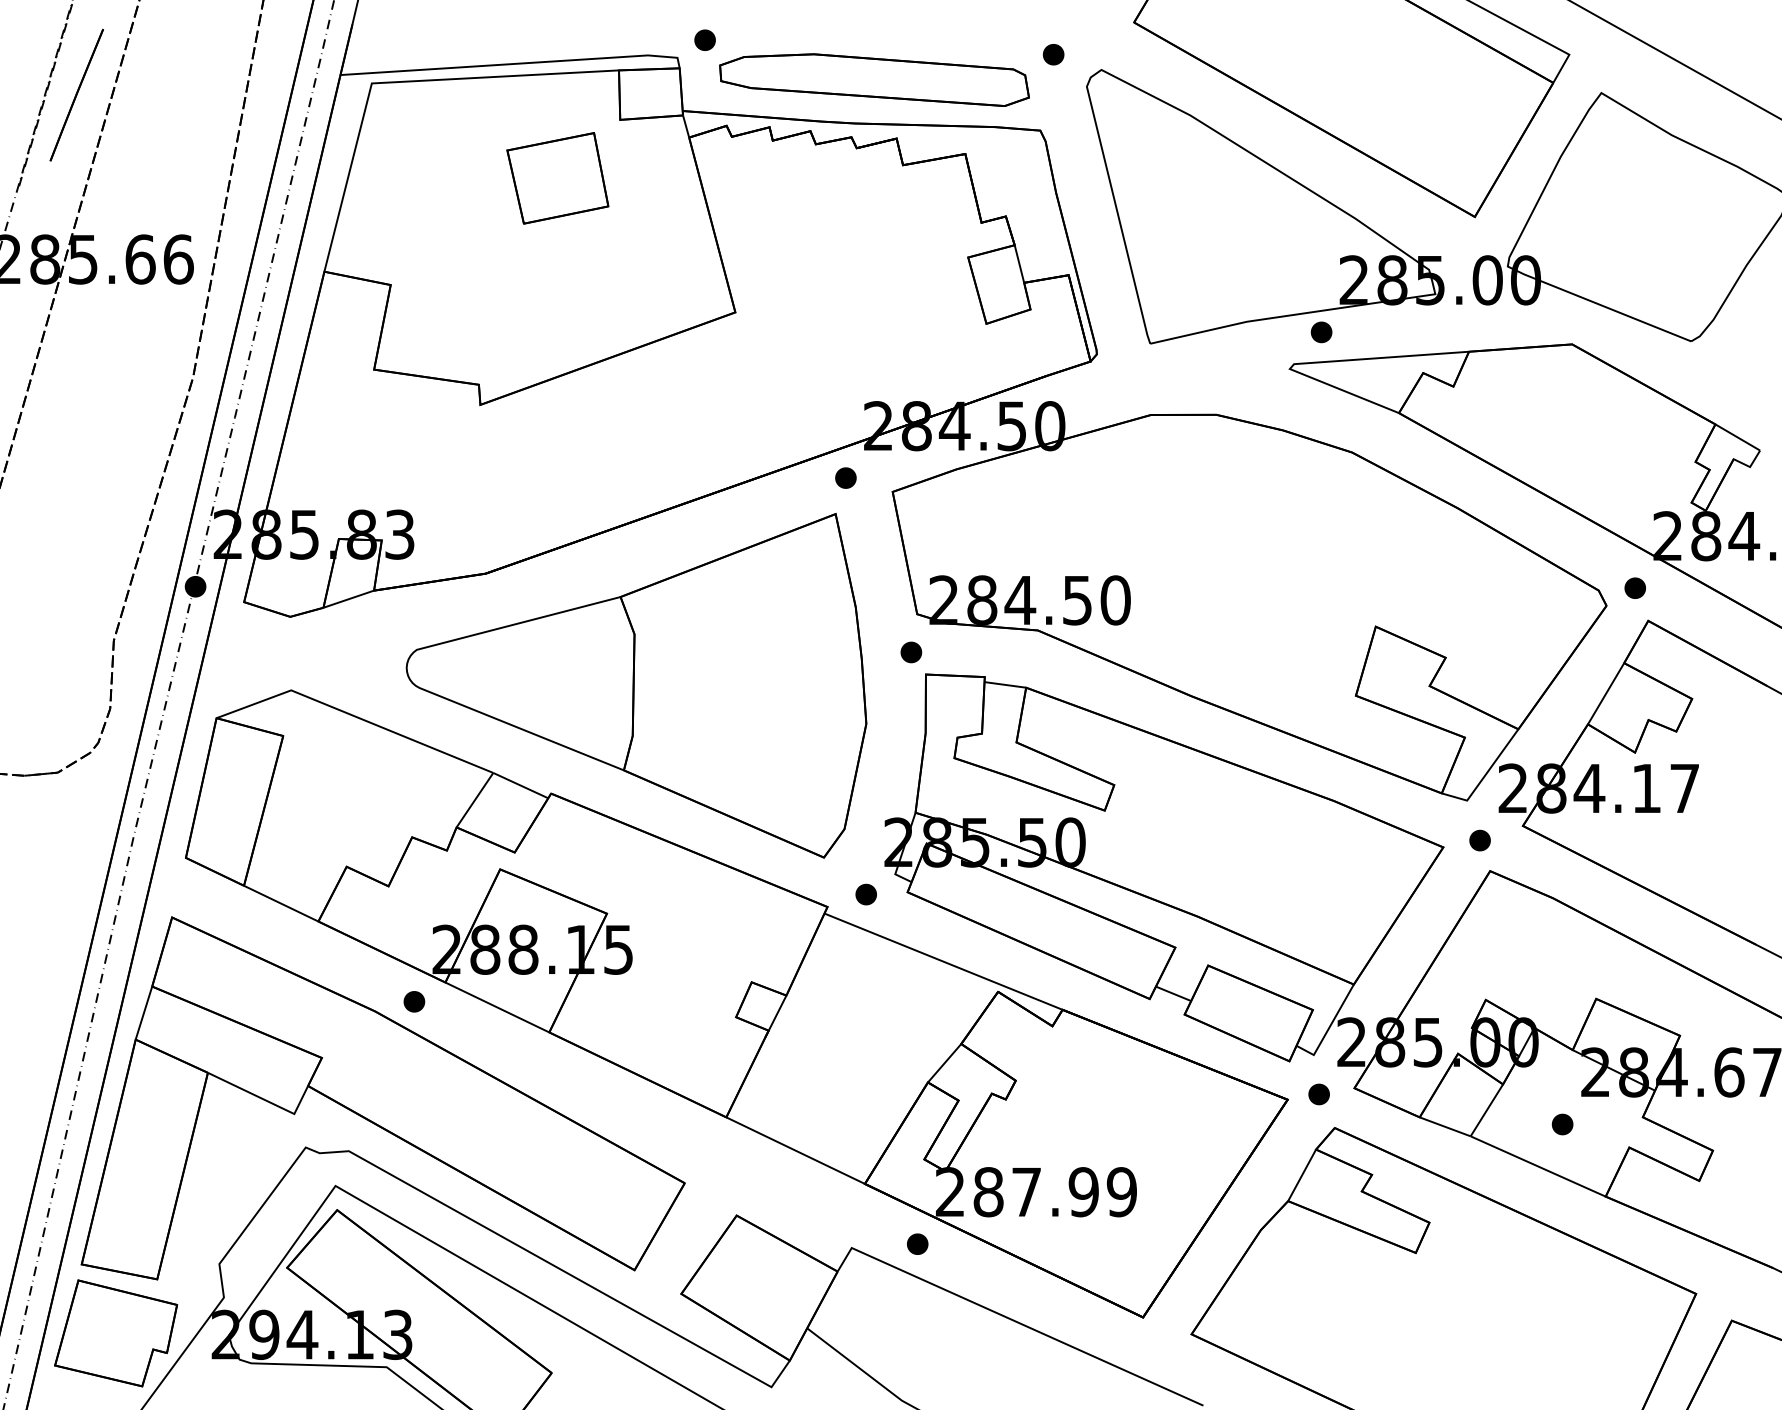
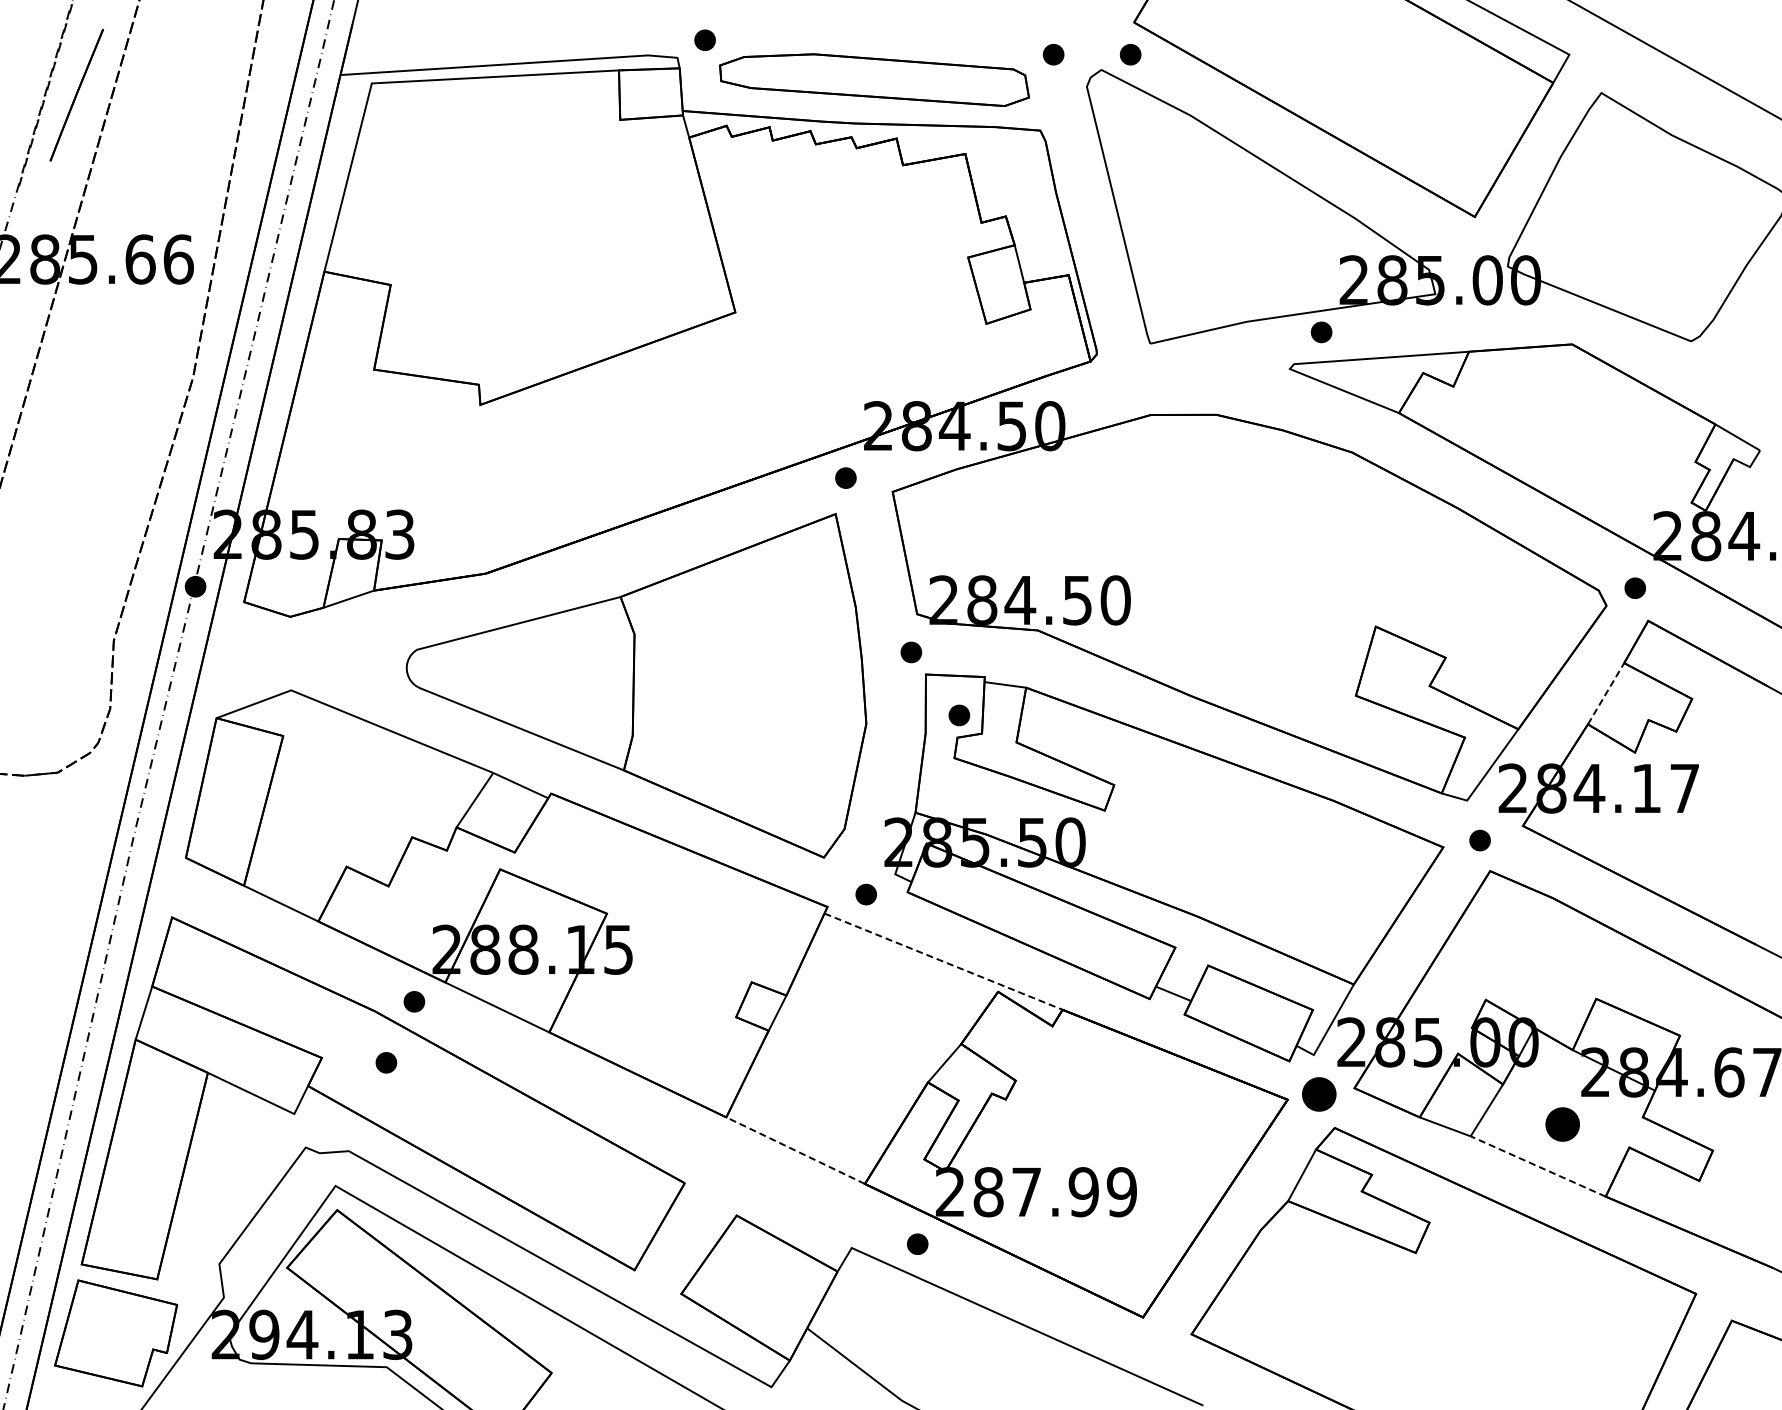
part: none -> present (1130, 54)
part: present -> none (557, 178)
line: solid -> dashed (1606, 693)
part: none -> present (959, 715)
line: solid -> dashed (944, 961)
part: none -> present (386, 1062)
part size: 22x23 px -> 35x35 px (1319, 1094)
part size: 23x23 px -> 35x35 px (1562, 1124)
line: solid -> dashed (795, 1150)
line: solid -> dashed (1538, 1166)
